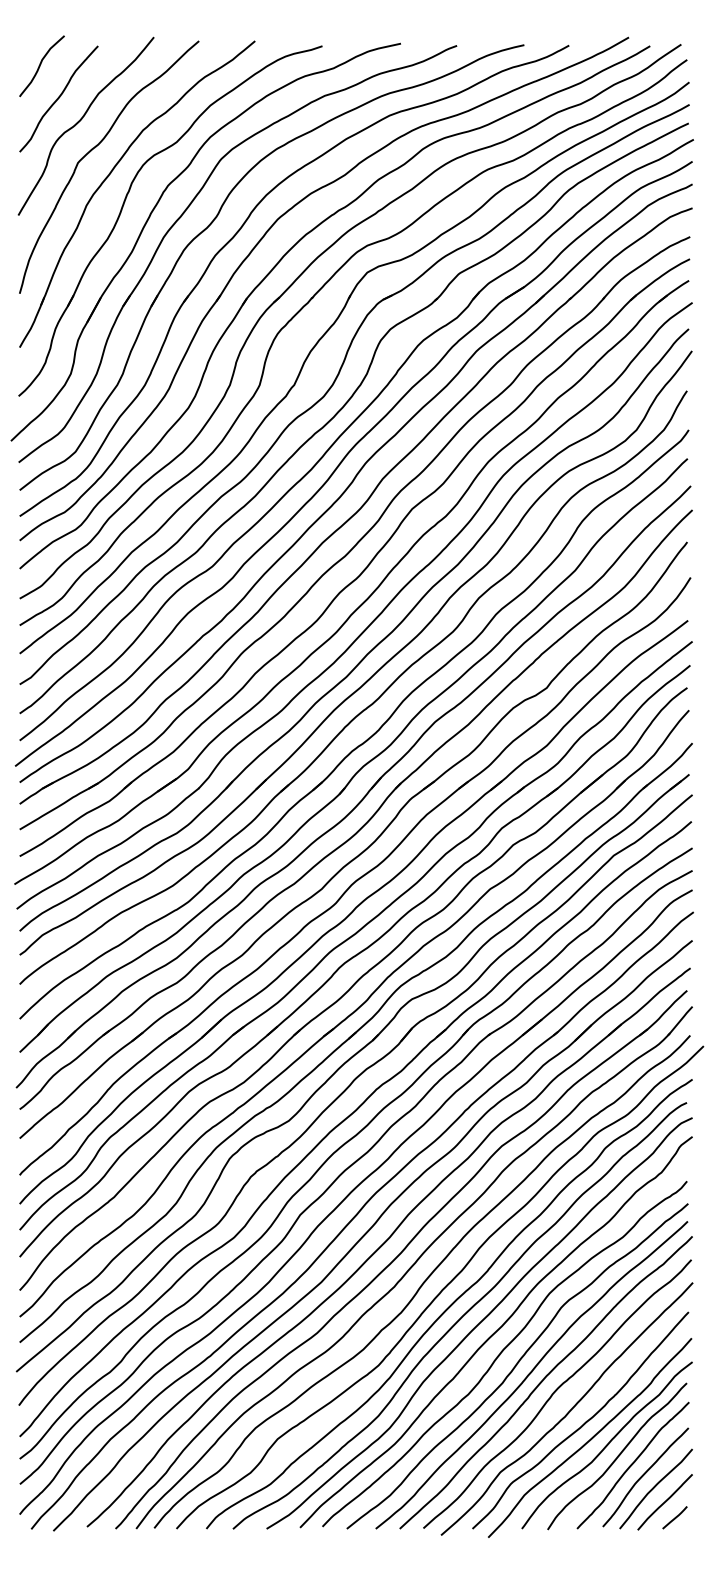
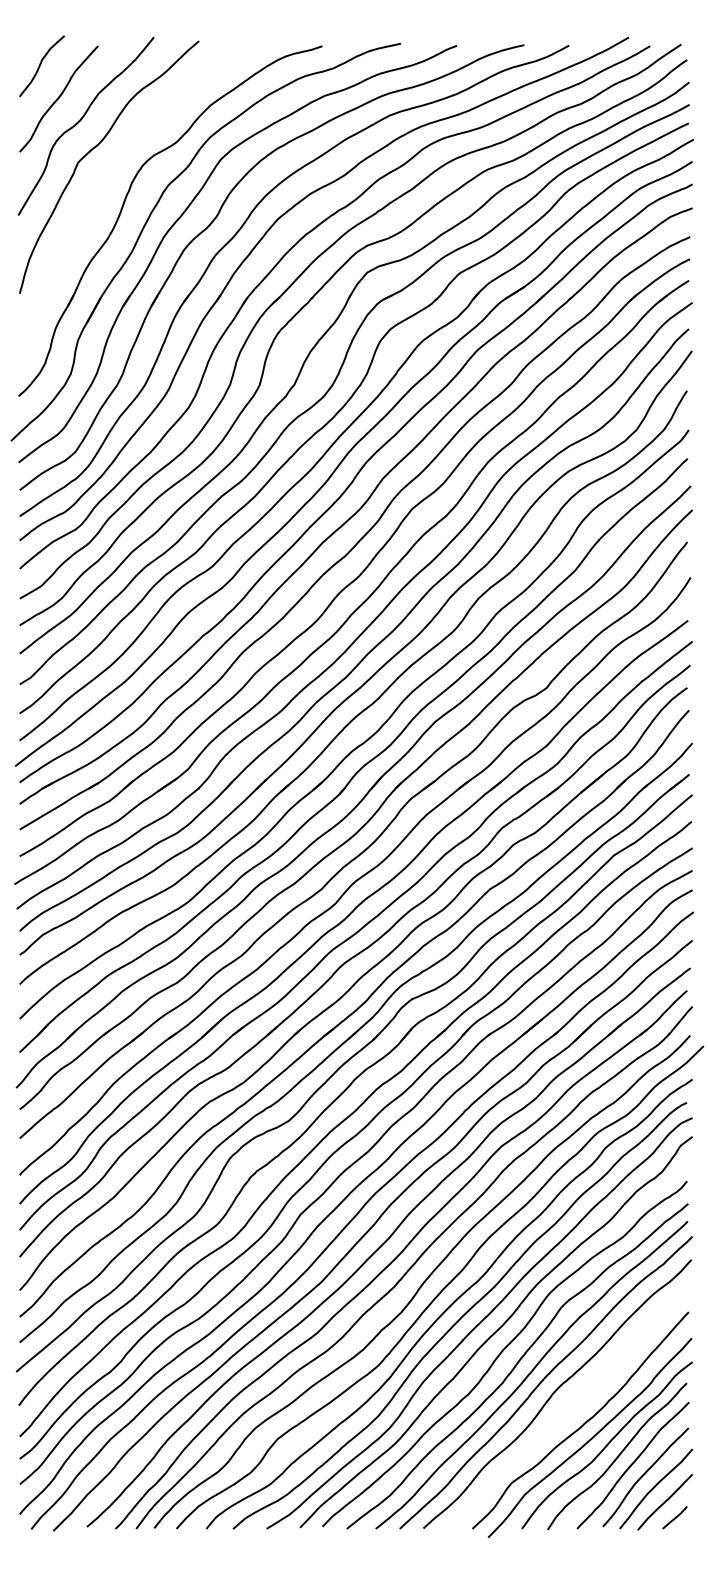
part: present -> none (111, 173)
curve: present -> none (569, 1410)
